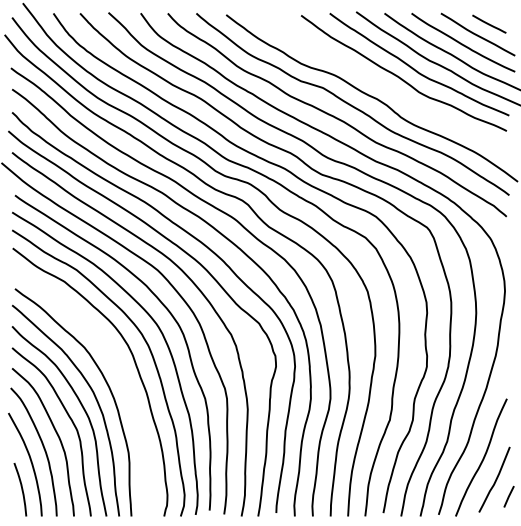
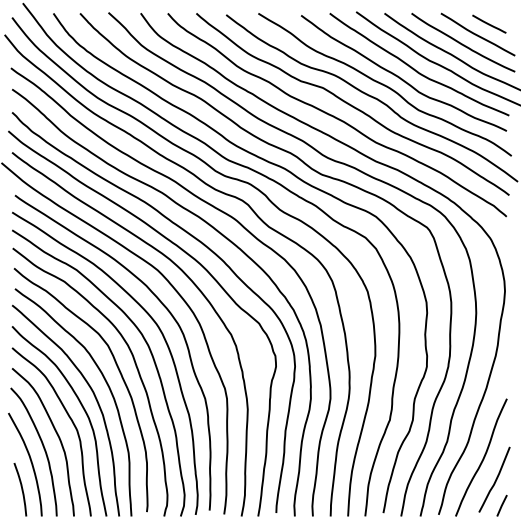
curve: none -> present (384, 84)
curve: none -> present (119, 373)
line position: (508, 496) -> (501, 505) (501, 505)
